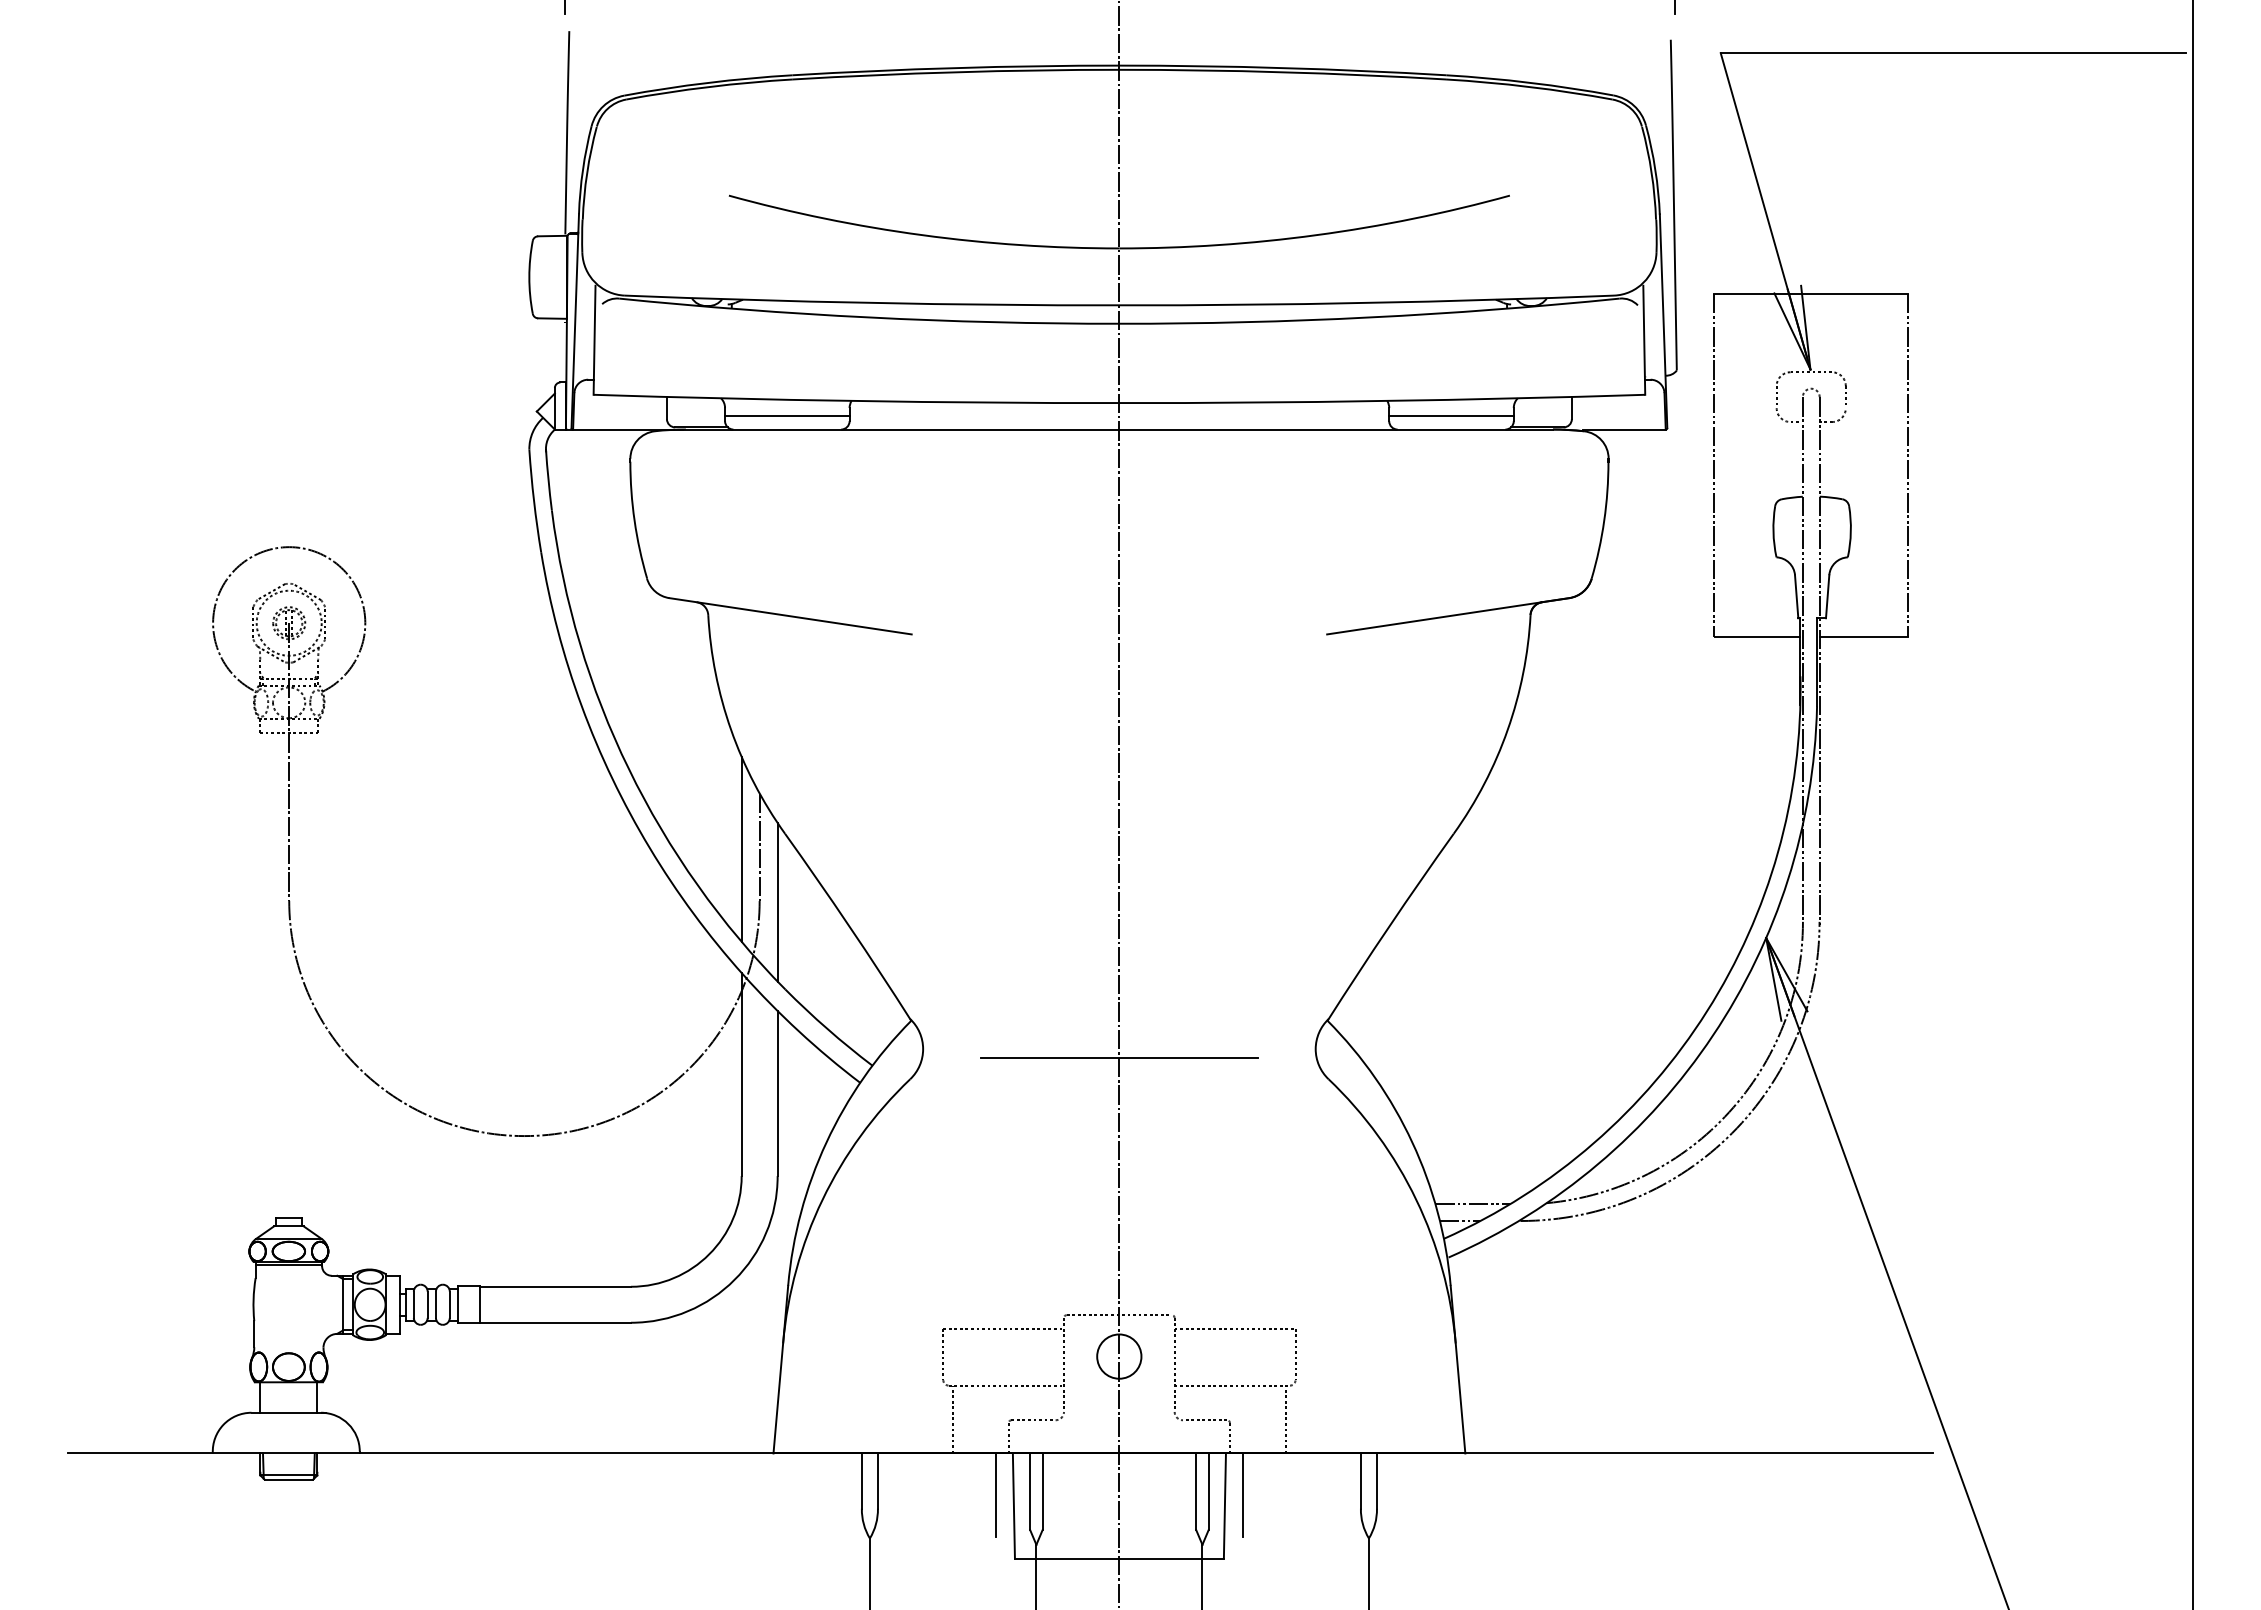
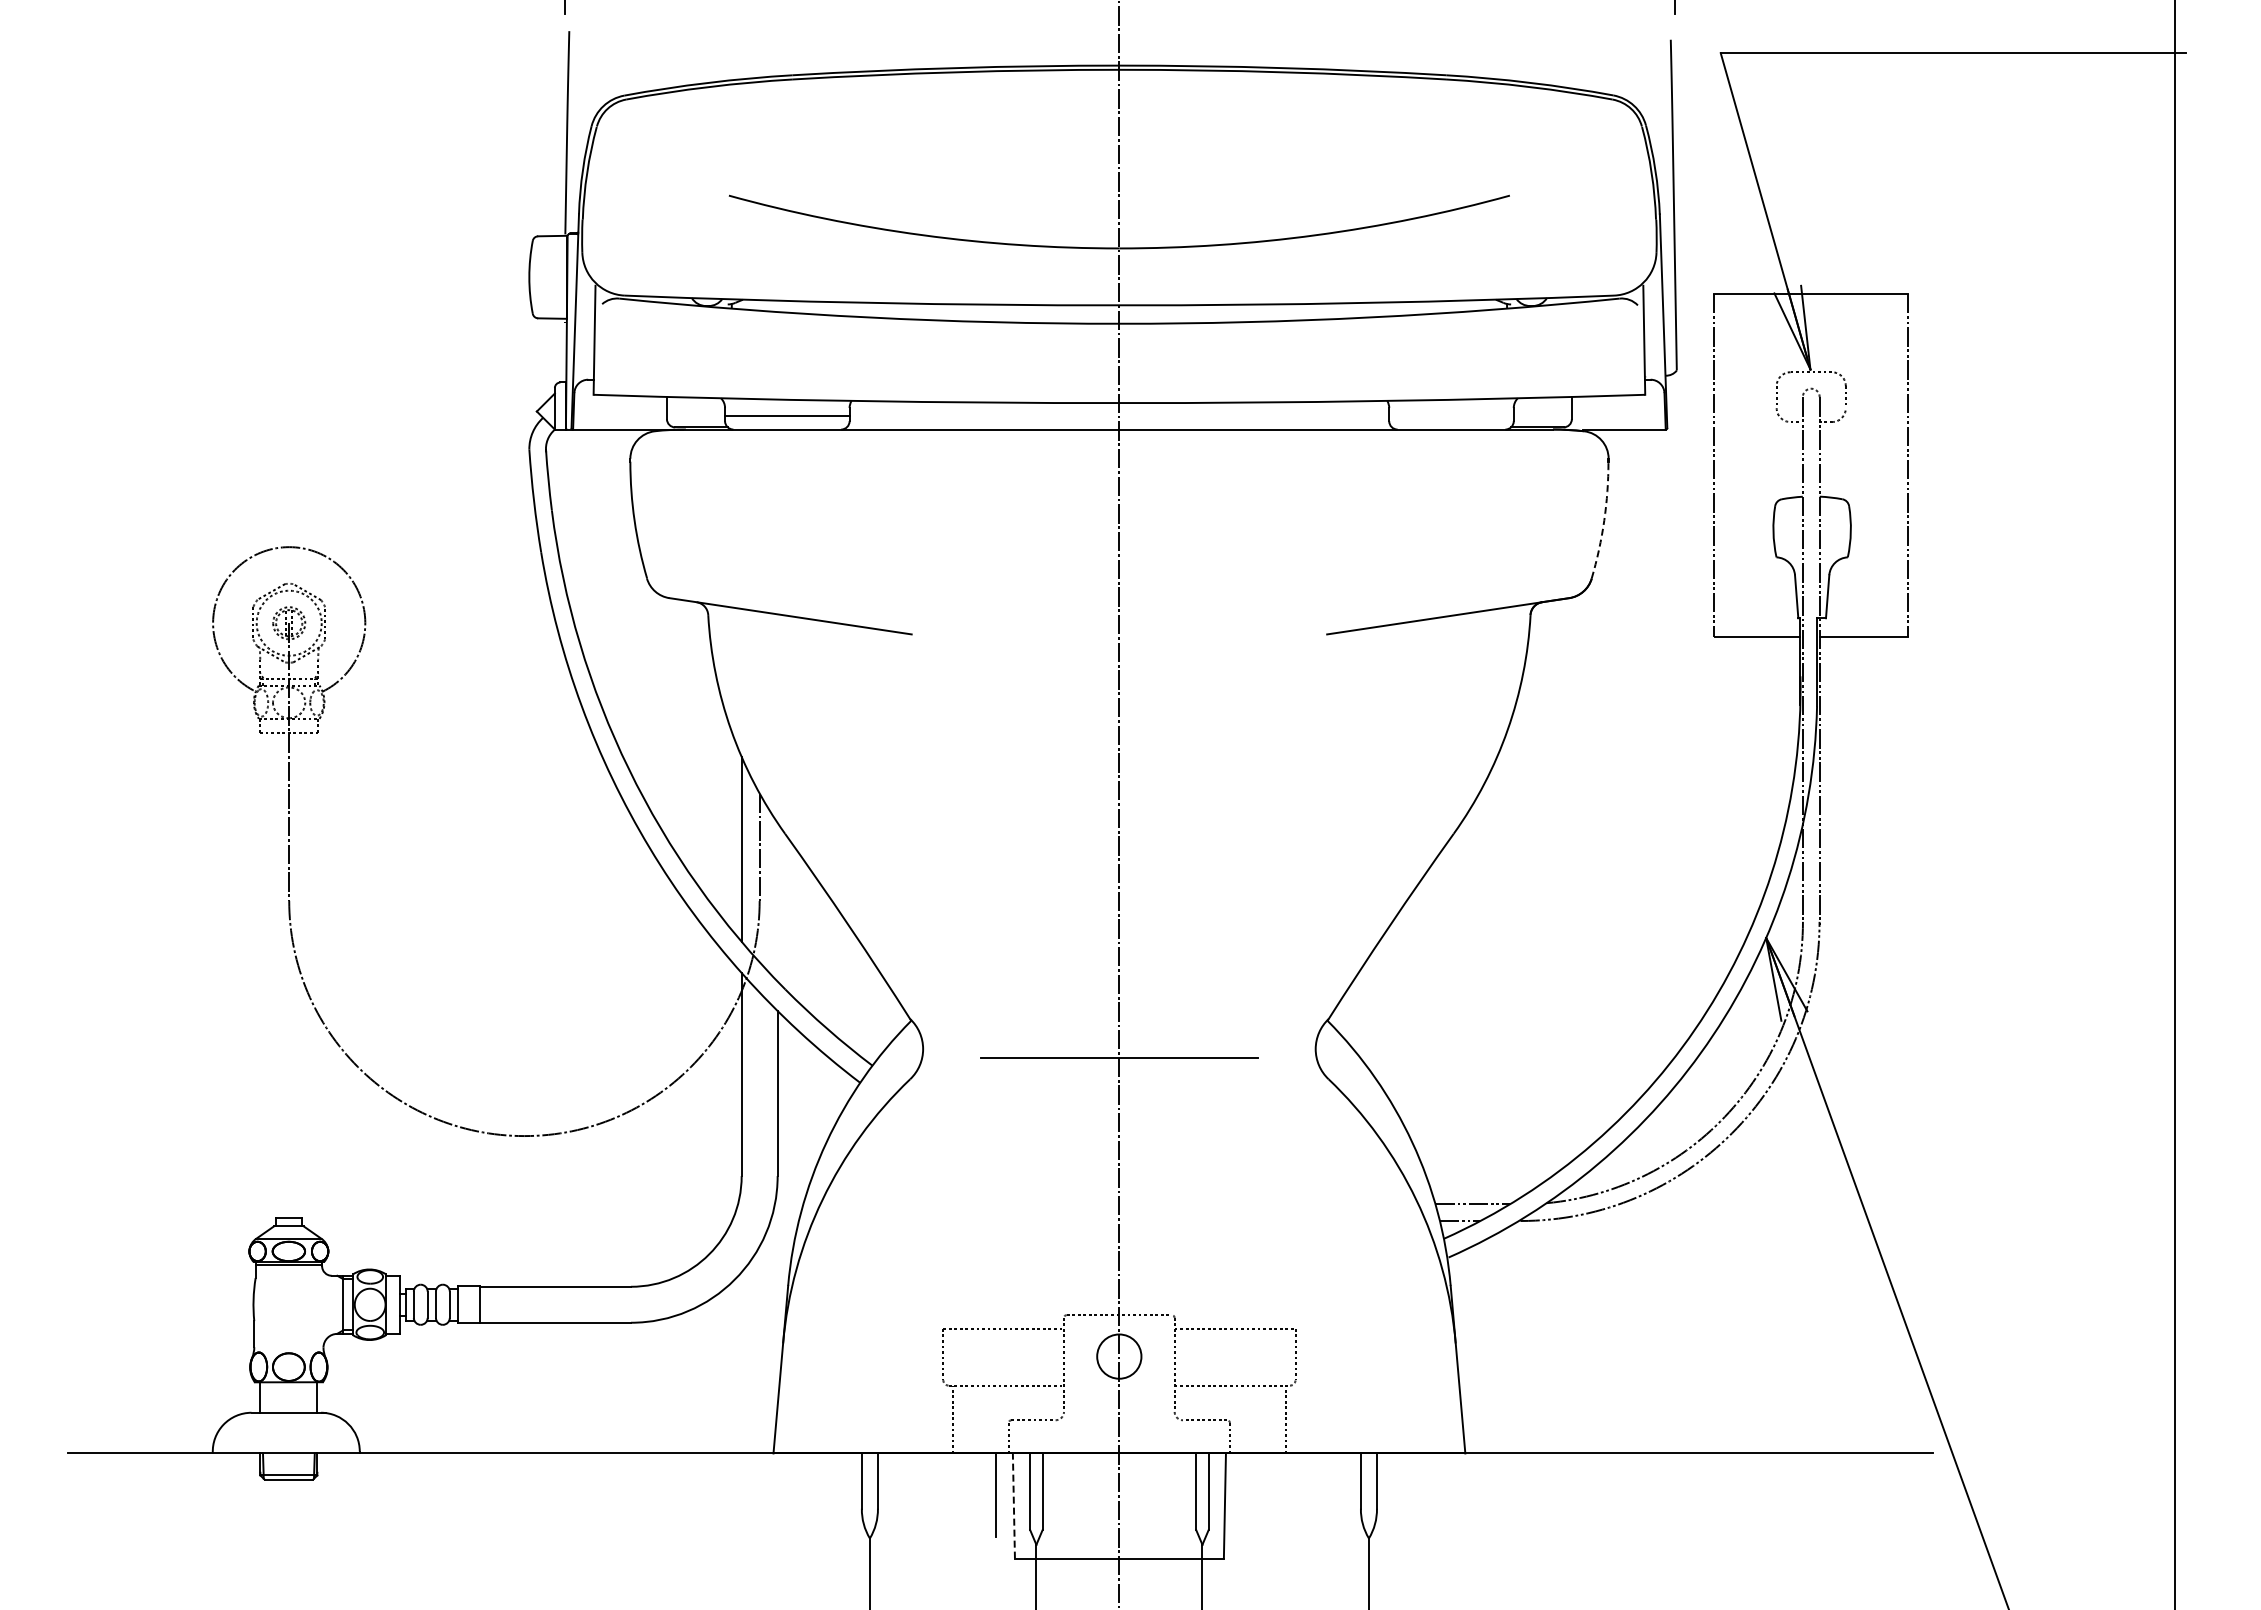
line: present -> none (1451, 415)
arc: solid -> dashed (1604, 520)
line position: (2193, 804) -> (2175, 804) (2175, 804)
line: present -> none (777, 901)
line: present -> none (1242, 1494)
line: solid -> dashed (1013, 1506)
